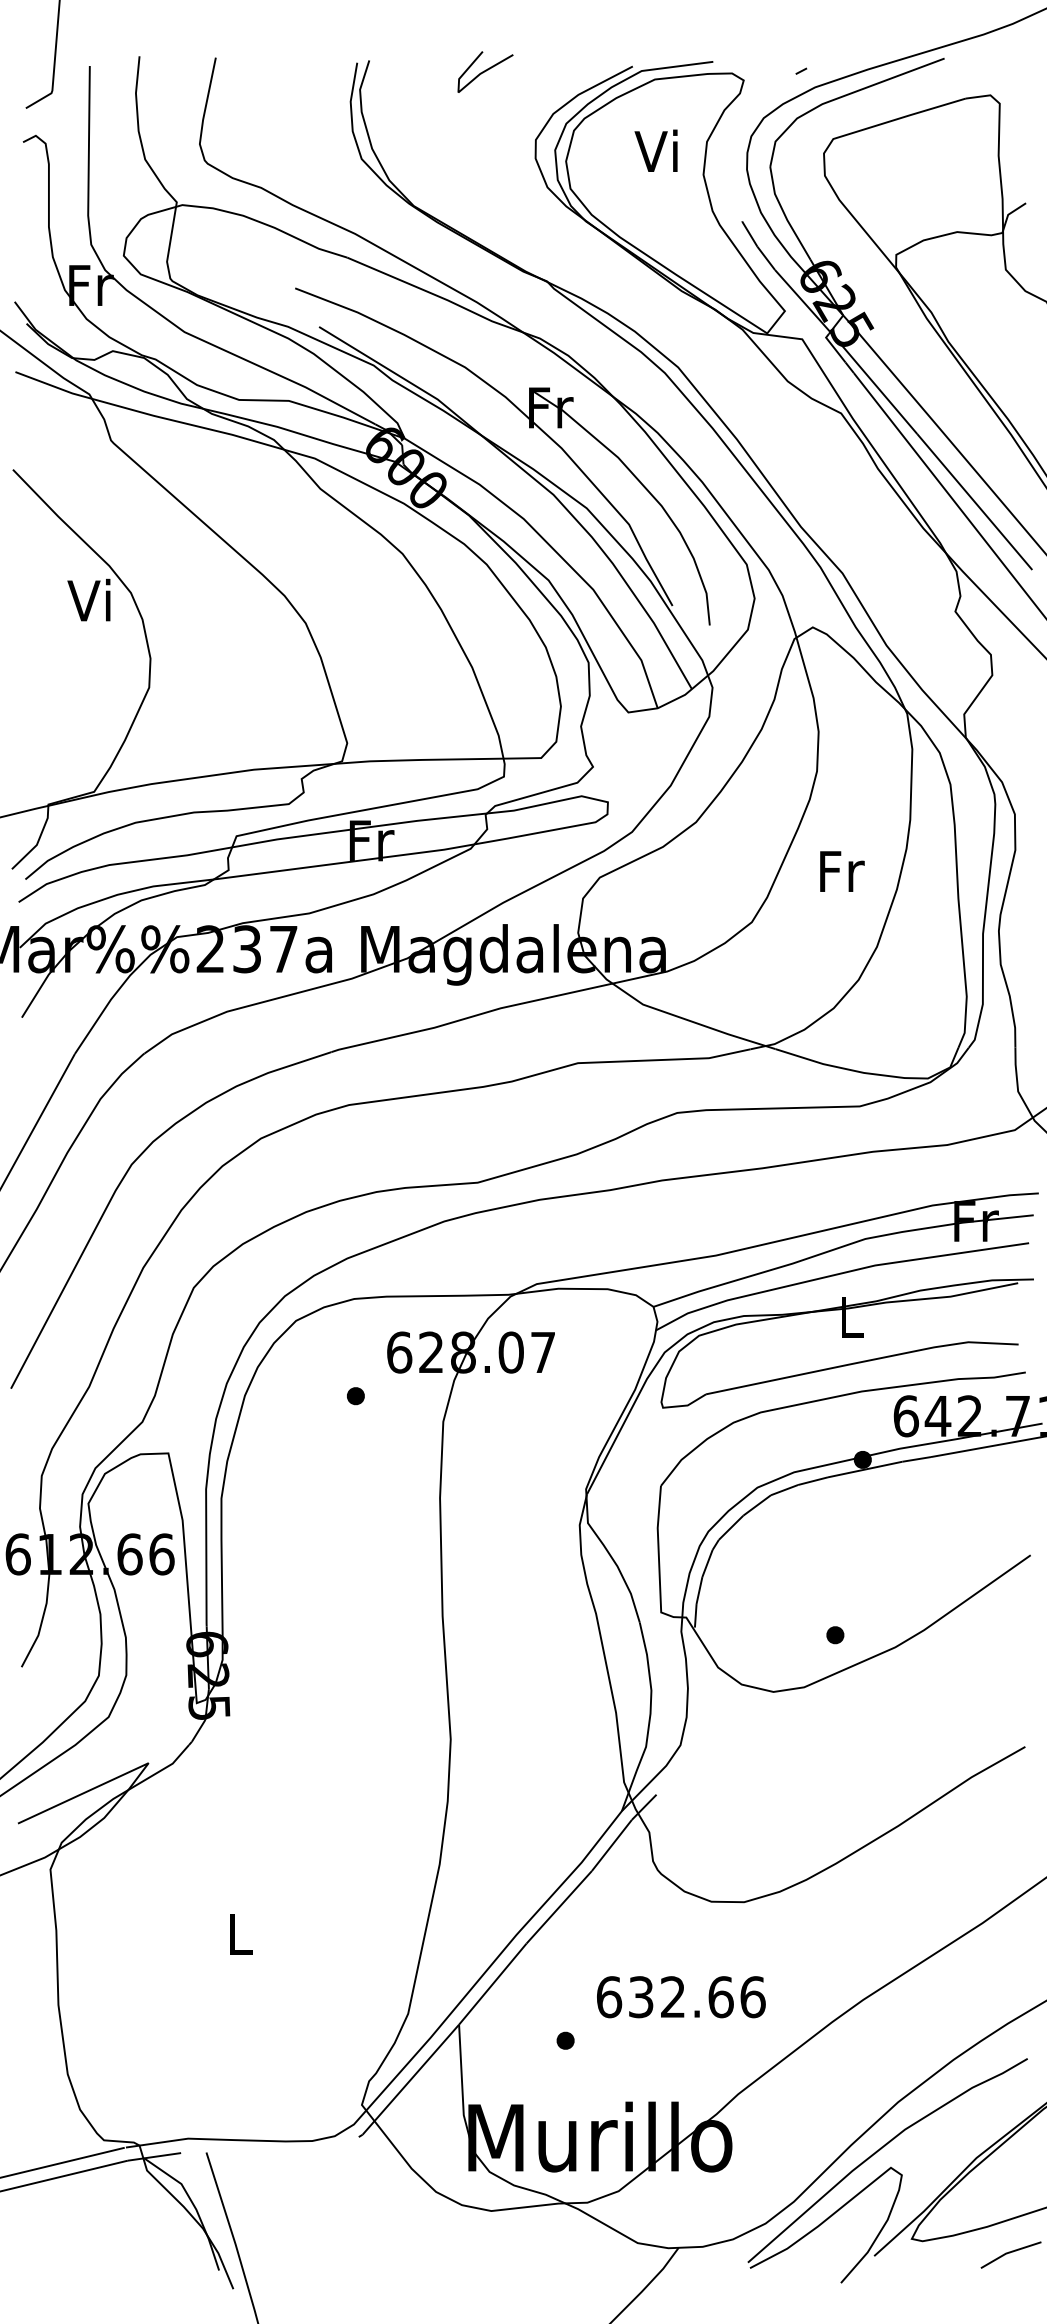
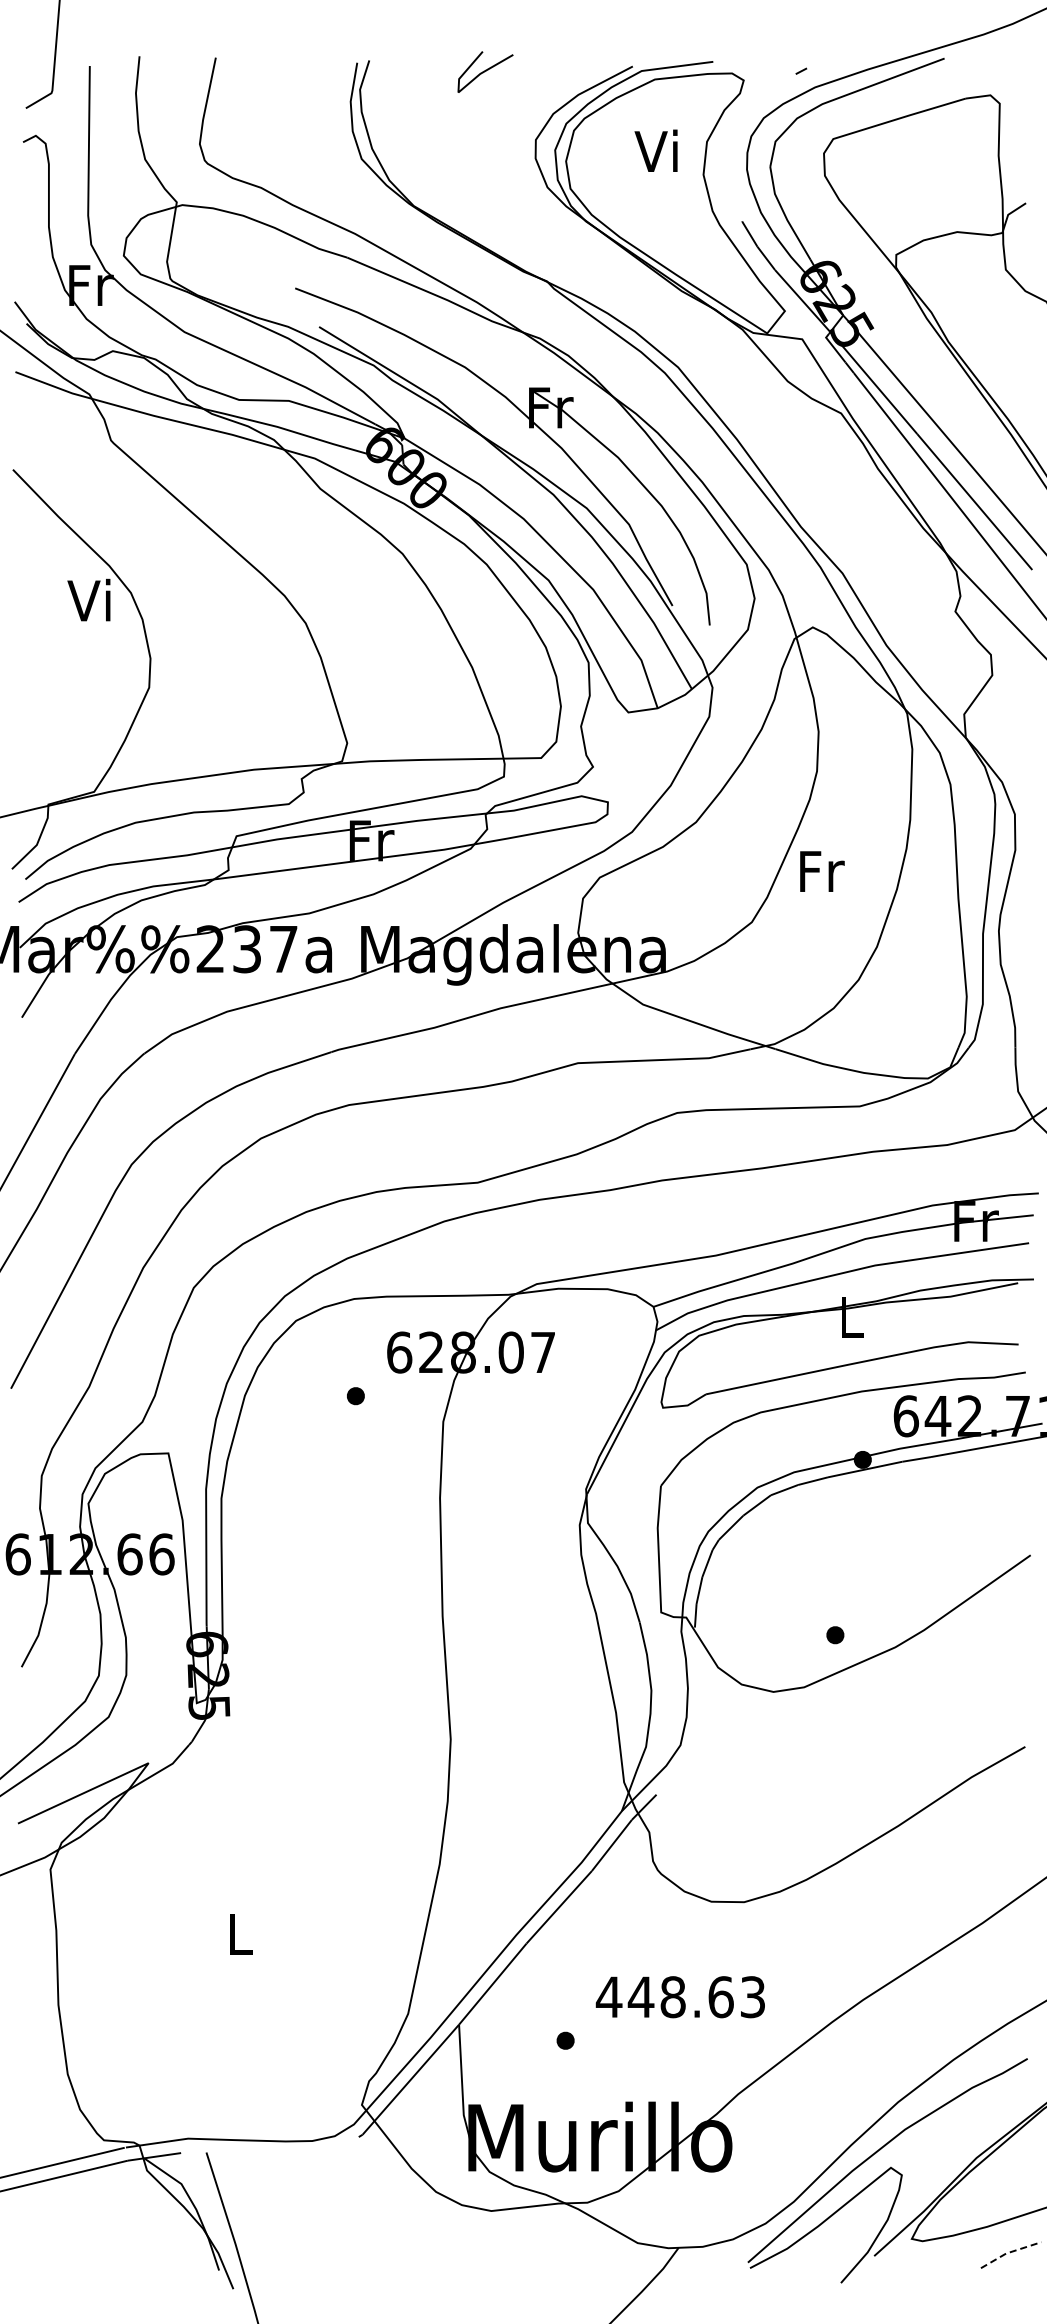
text position: (842, 871) -> (822, 871) (822, 871)
text: 632.66 -> 448.63 (680, 1997)
line: solid -> dashed (1009, 2252)
